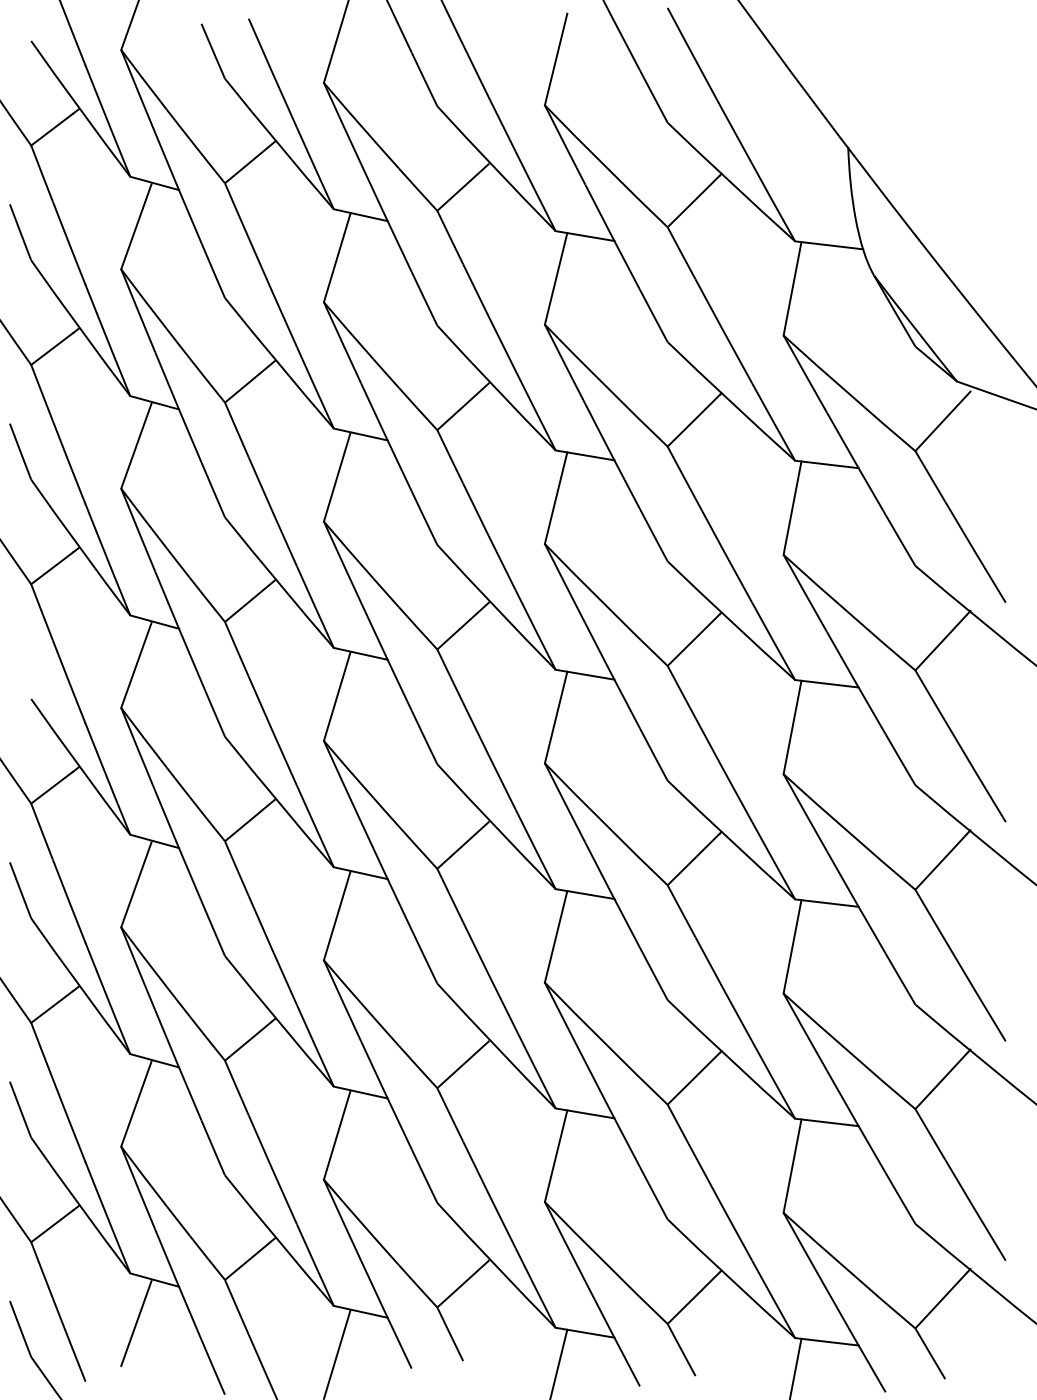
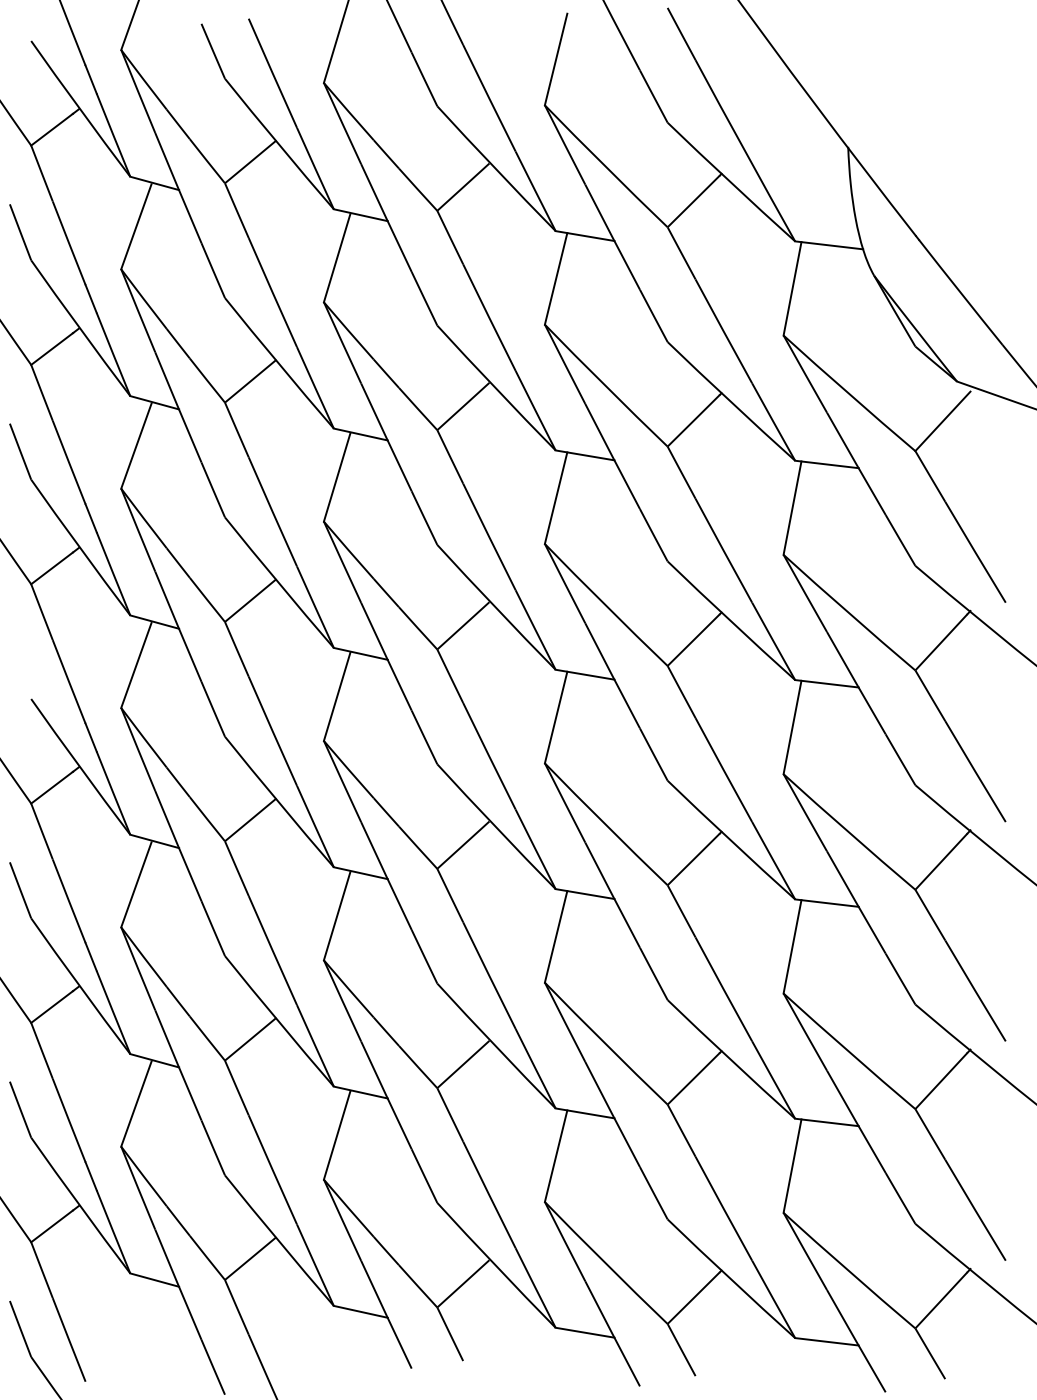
line: present -> none (136, 1323)
line: present -> none (337, 1353)
line: present -> none (558, 1362)
line: present -> none (795, 1367)
